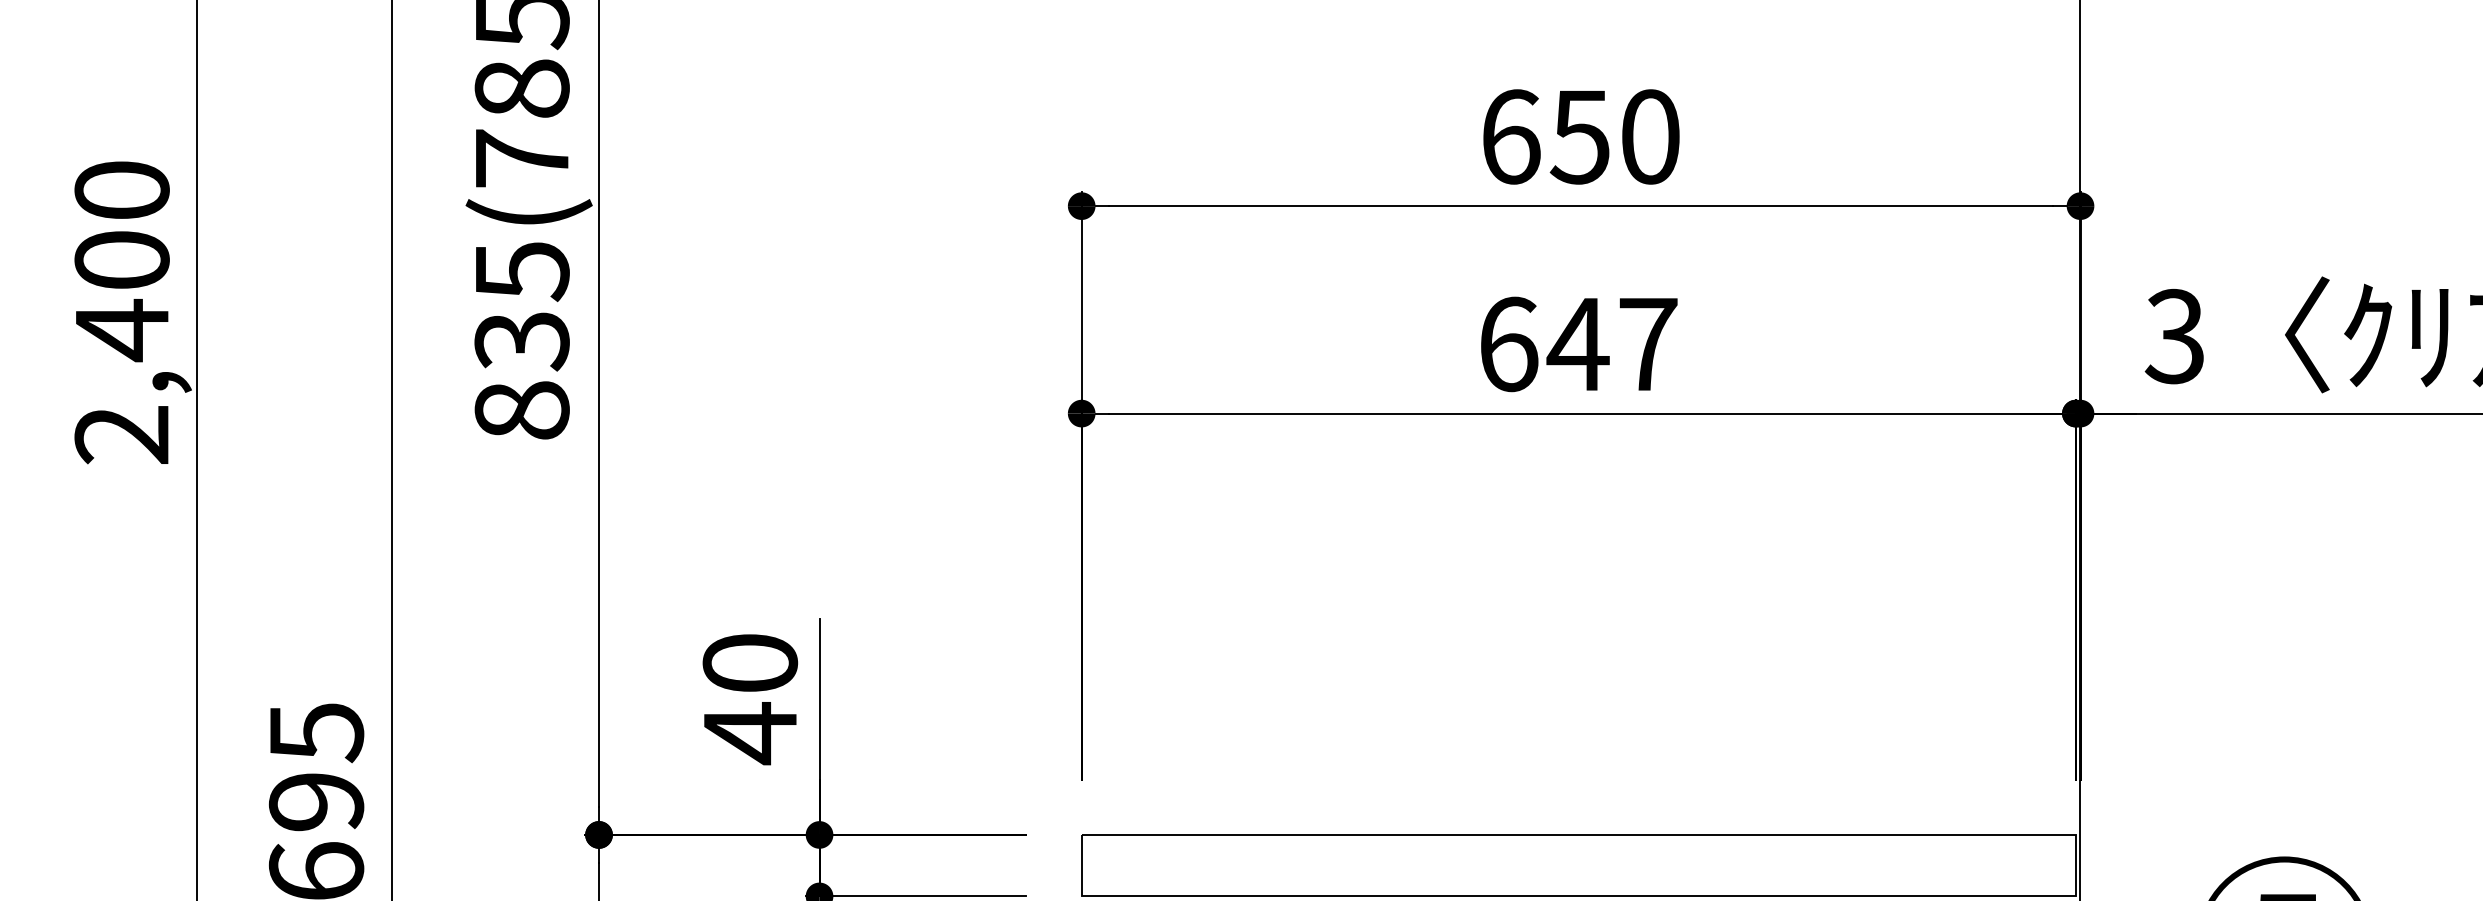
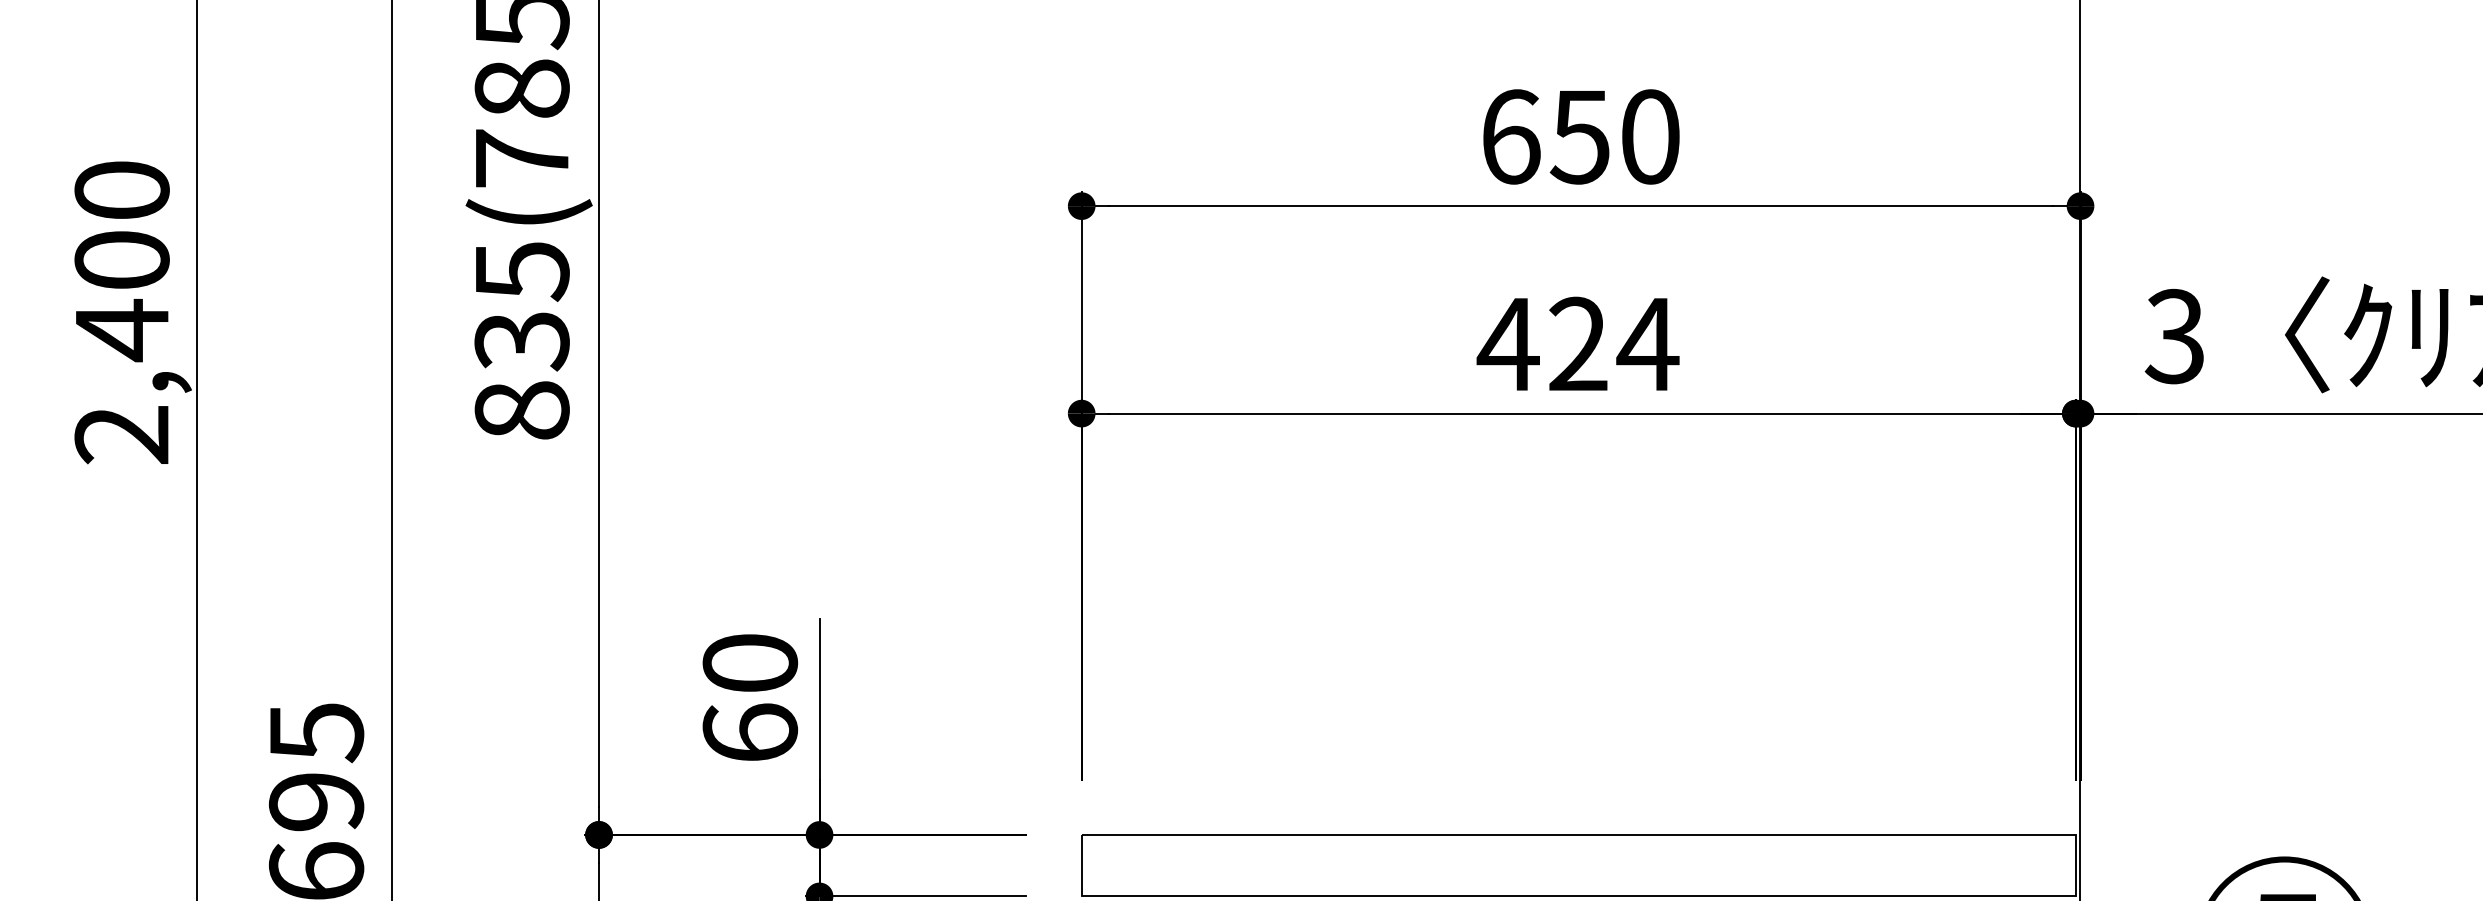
text: 647 -> 424 (1577, 344)
text: 40 -> 60 (750, 733)
